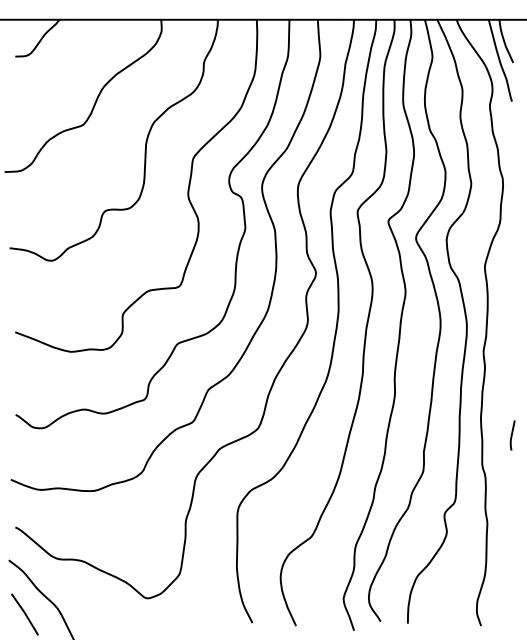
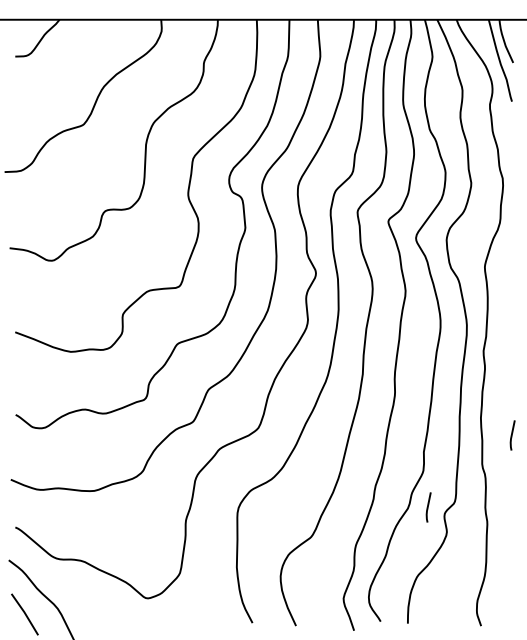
line: none -> present (428, 507)
